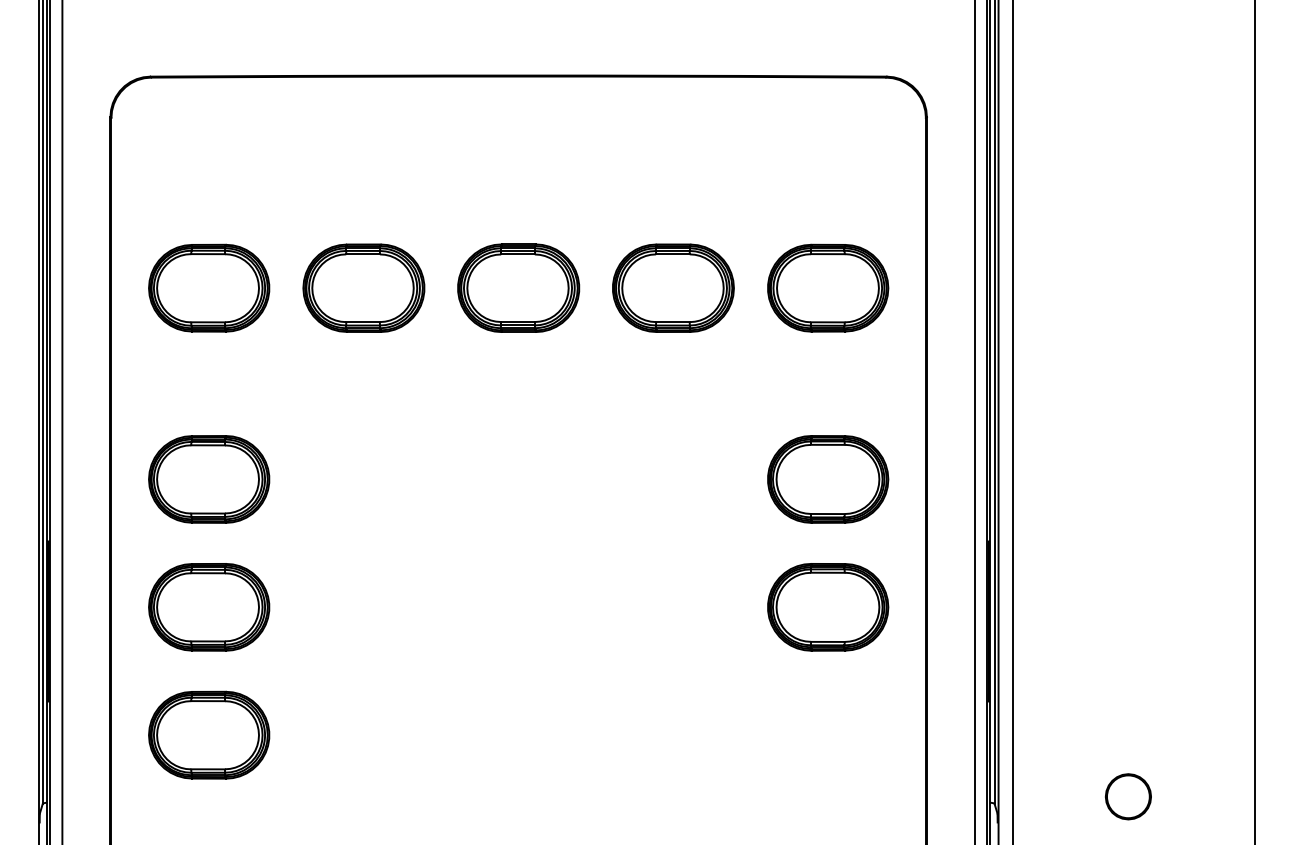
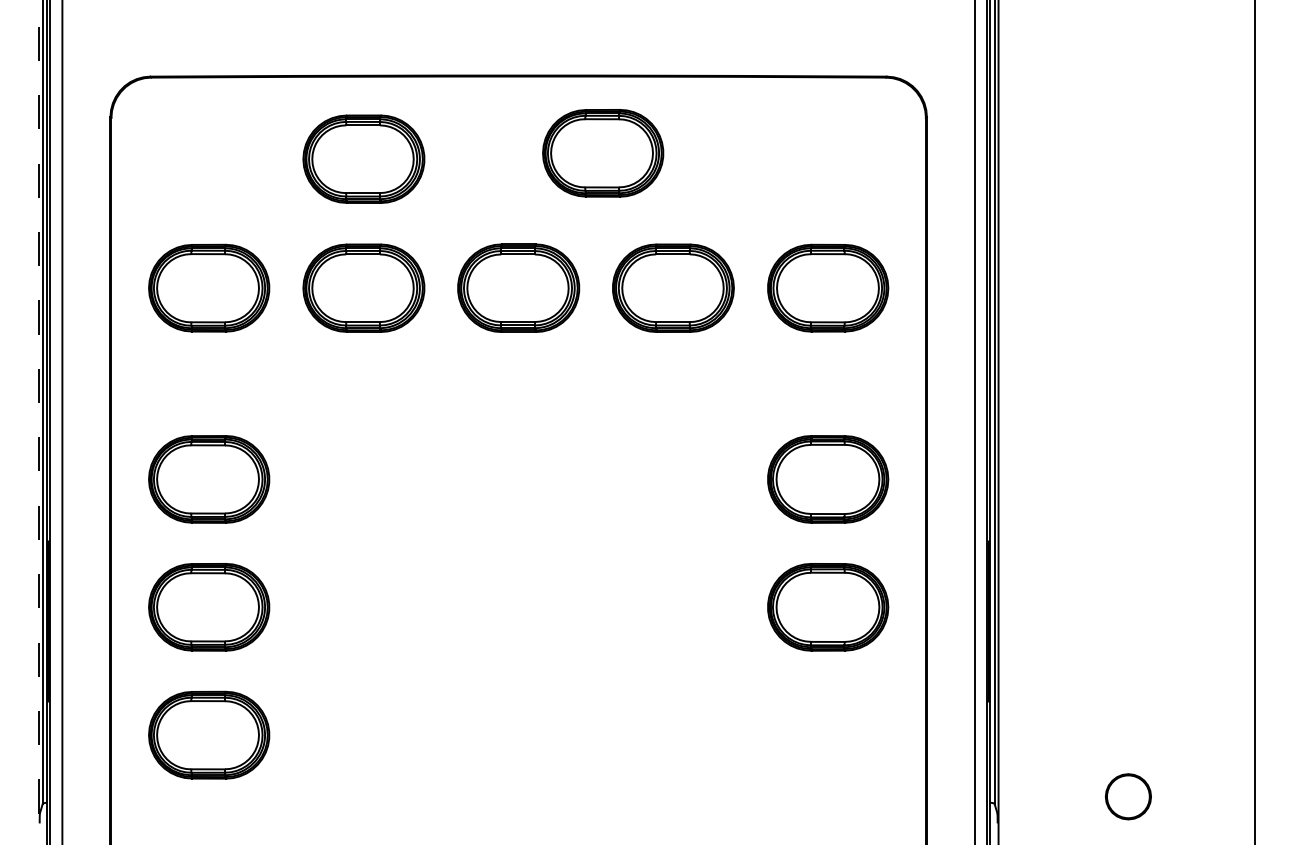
part: none -> present (603, 153)
part: none -> present (363, 158)
line: present -> none (1013, 421)
line: solid -> dashed (38, 423)
